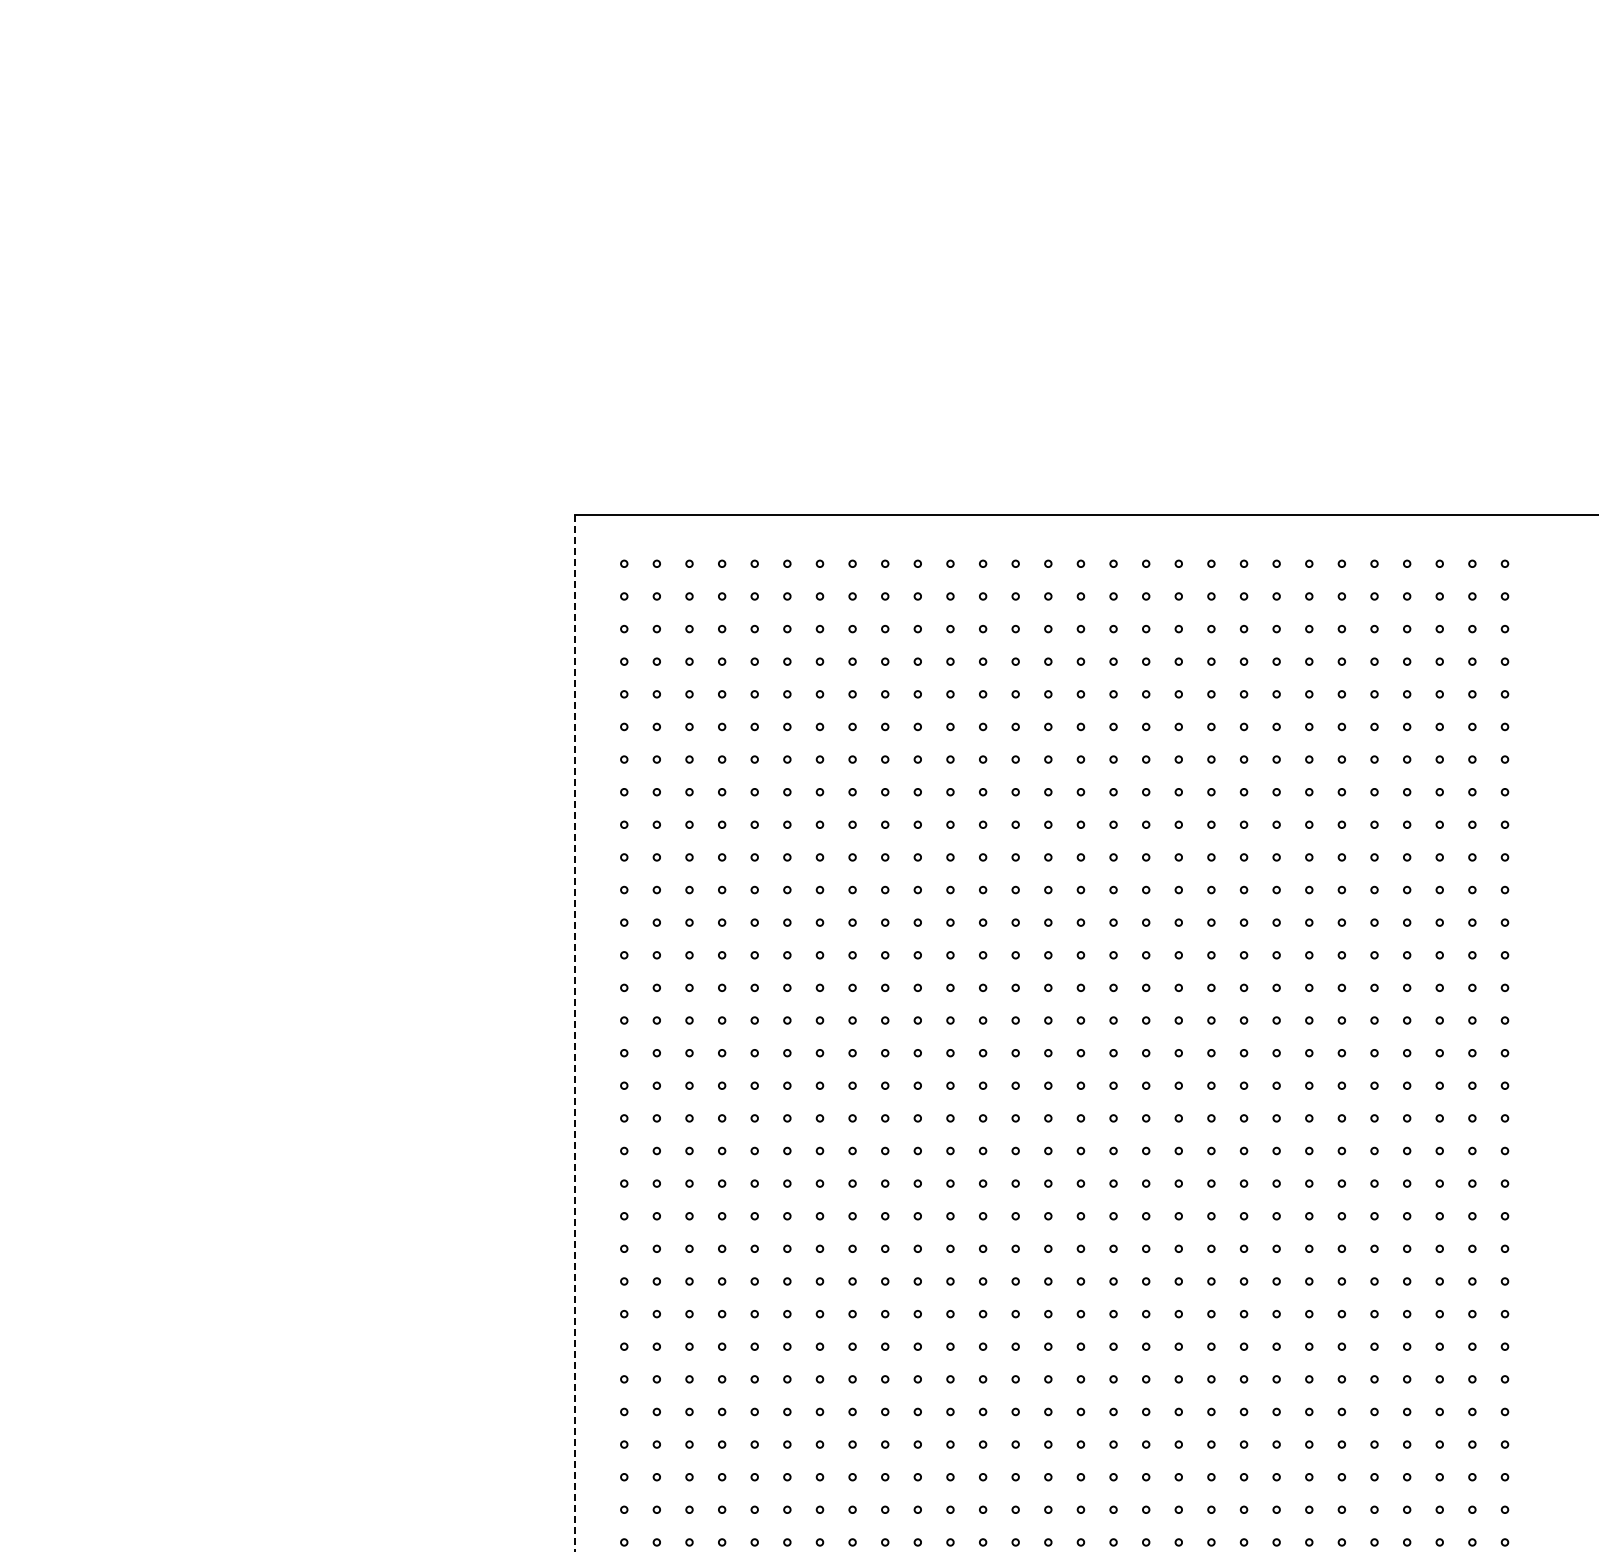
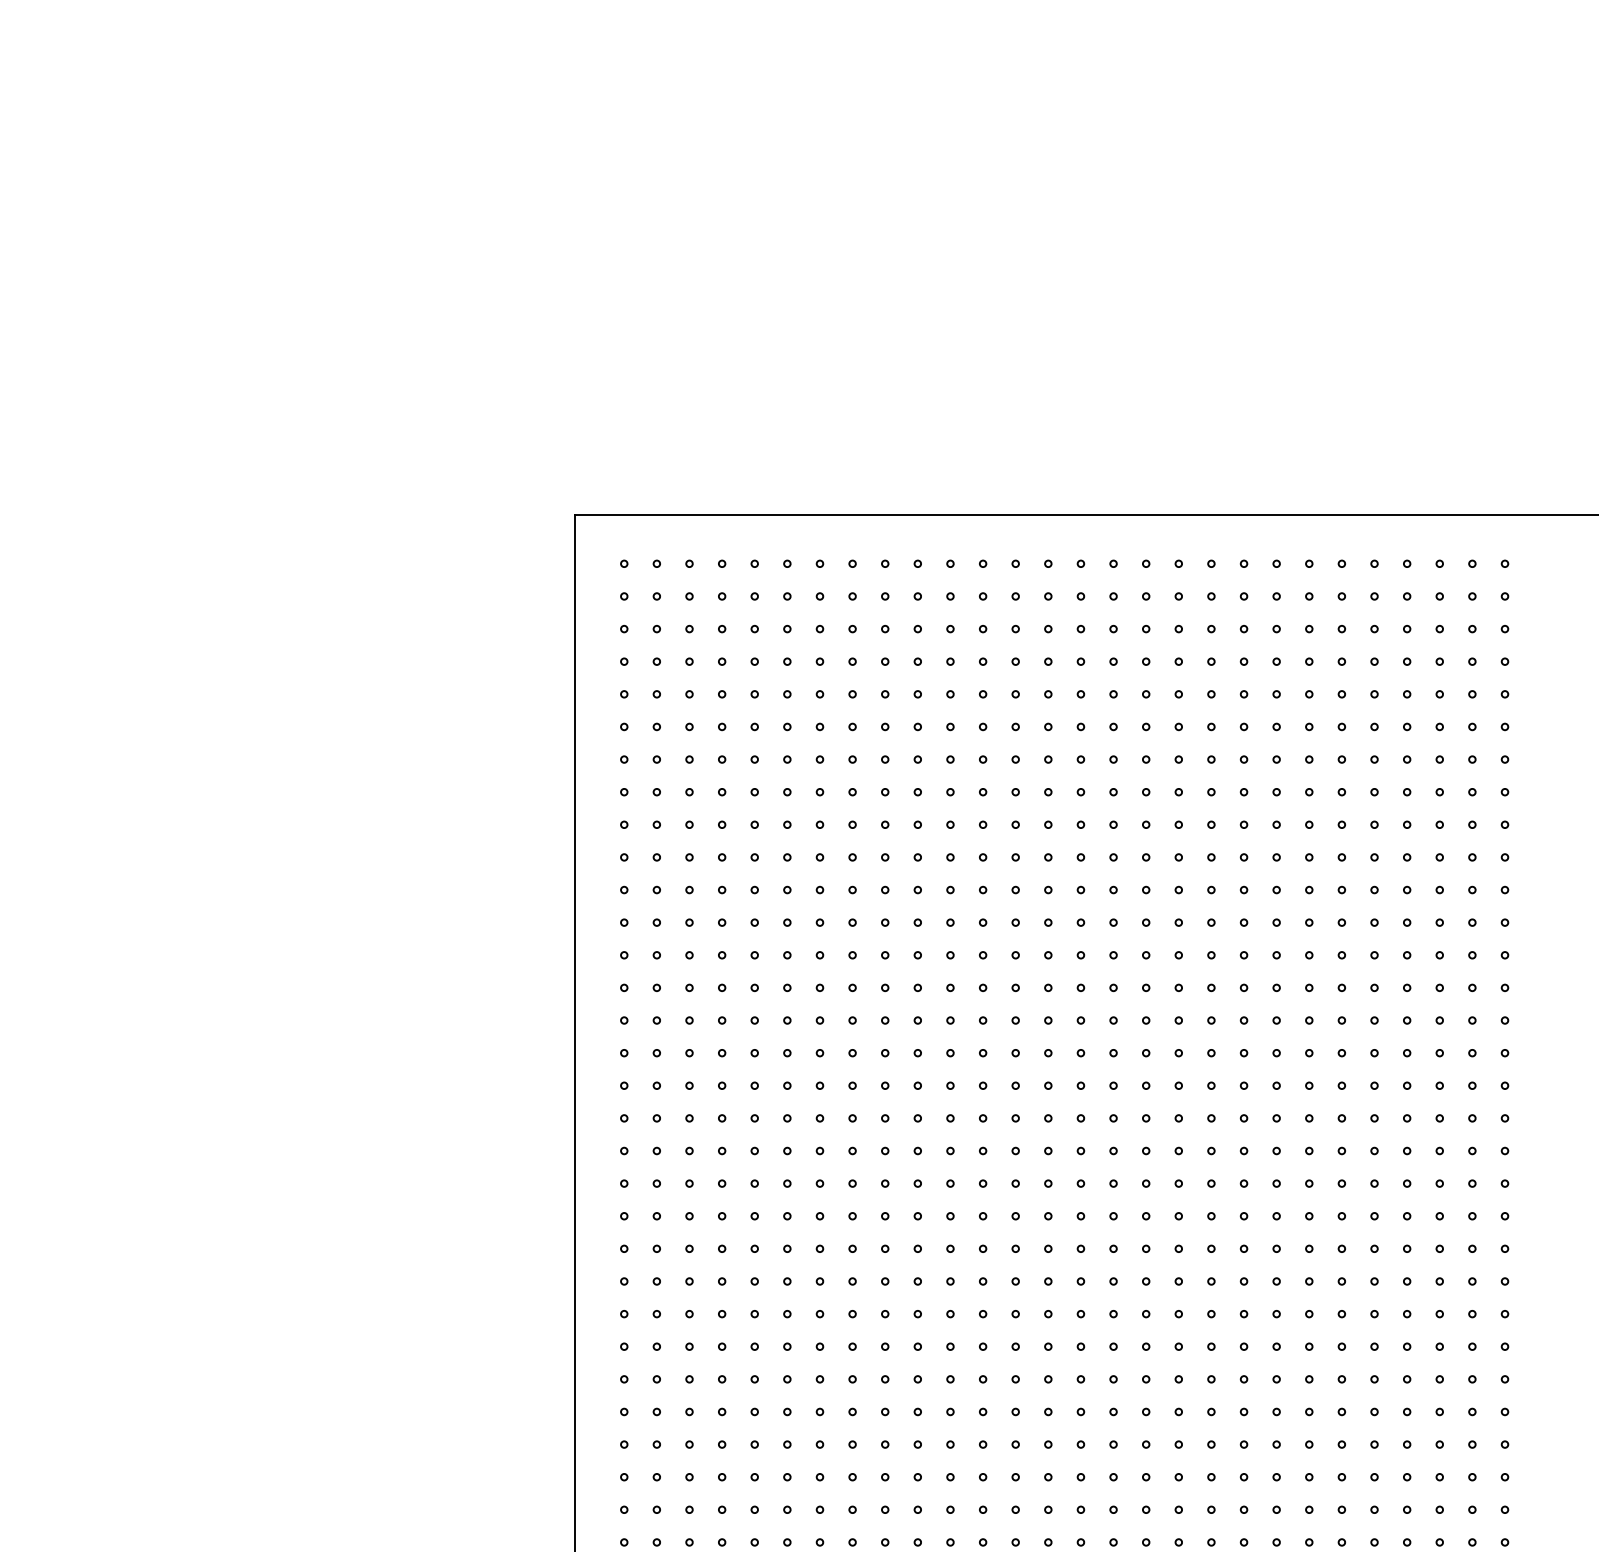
line: dashed -> solid (575, 1033)
